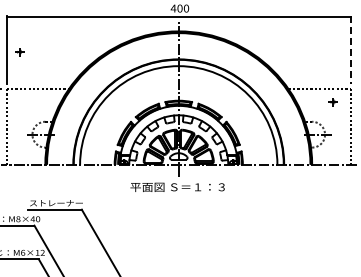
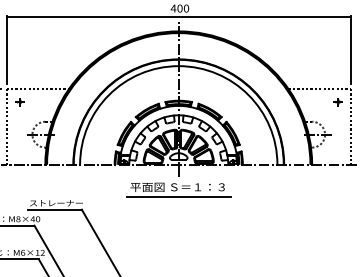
line: dashed -> solid (350, 50)
part position: (19, 52) -> (19, 102) (19, 102)
part position: (332, 102) -> (337, 102) (337, 102)
line: none -> present (178, 196)
